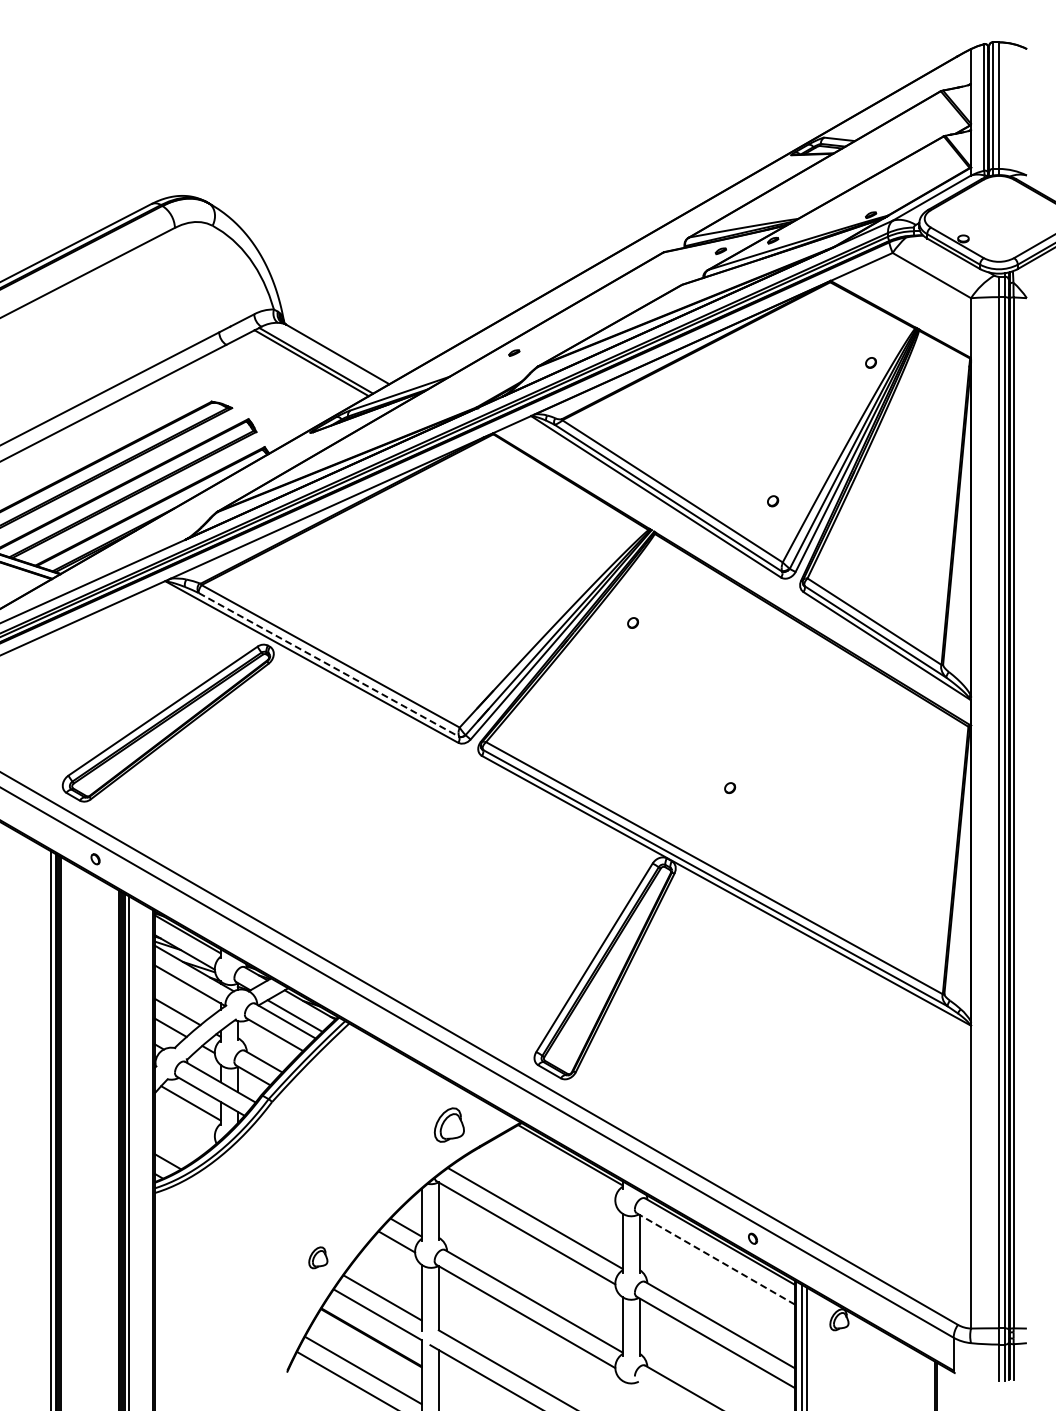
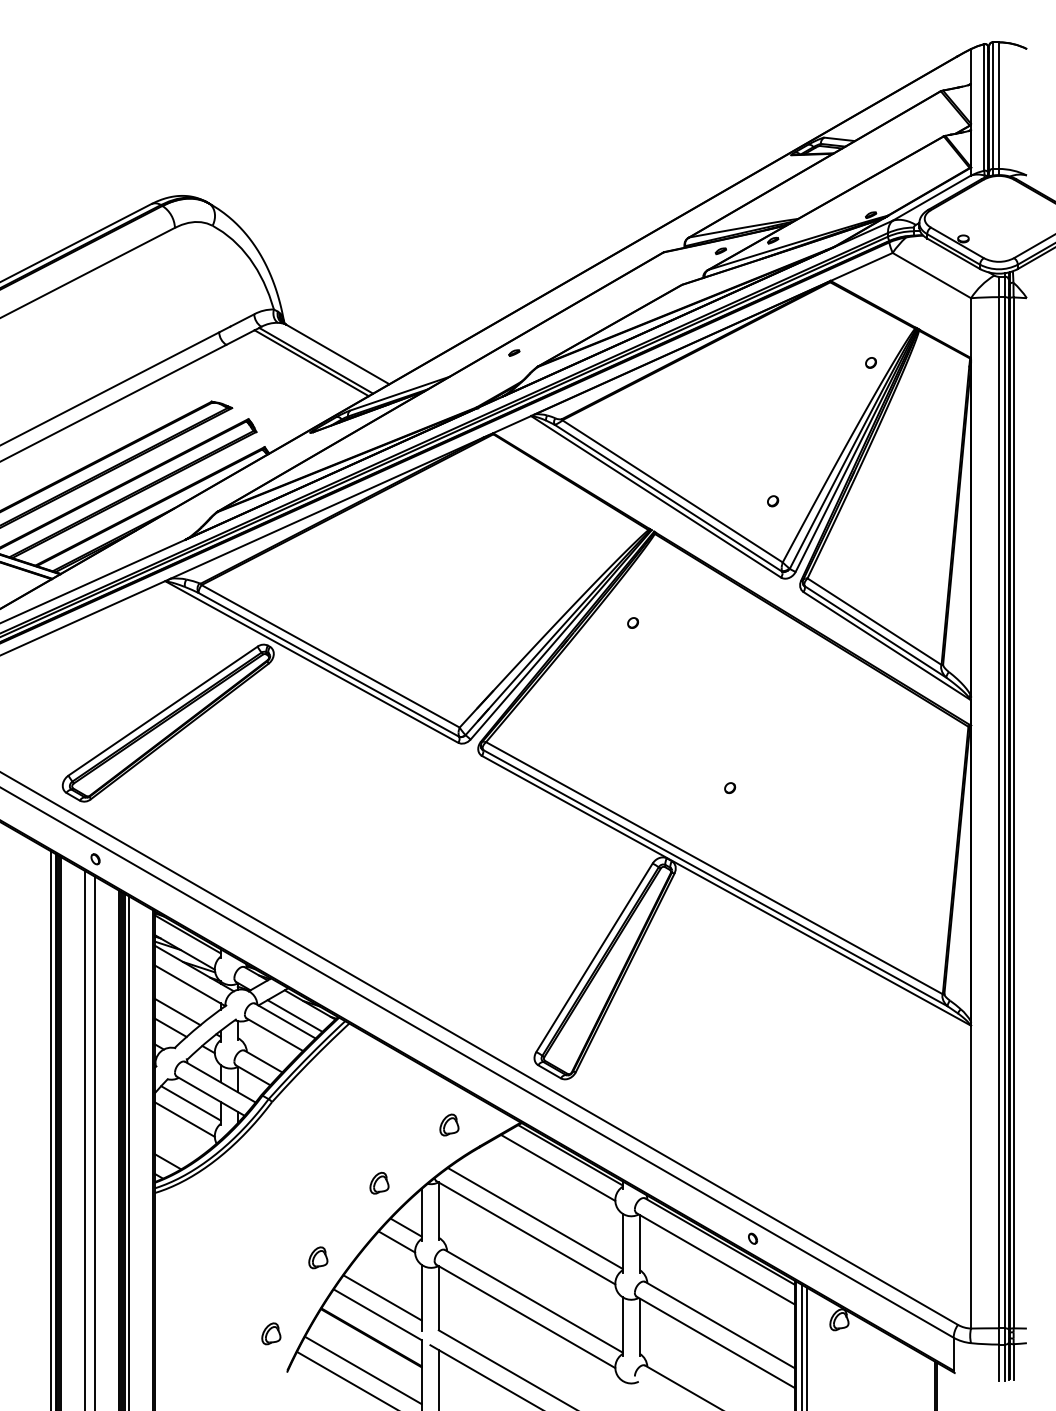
line: dashed -> solid (328, 664)
line: none -> present (184, 1119)
part size: 32x36 px -> 21x24 px (449, 1124)
line: none -> present (84, 1138)
line: none -> present (95, 1141)
line: none -> present (558, 1167)
part: none -> present (379, 1182)
line: dashed -> solid (715, 1258)
part: none -> present (271, 1333)
